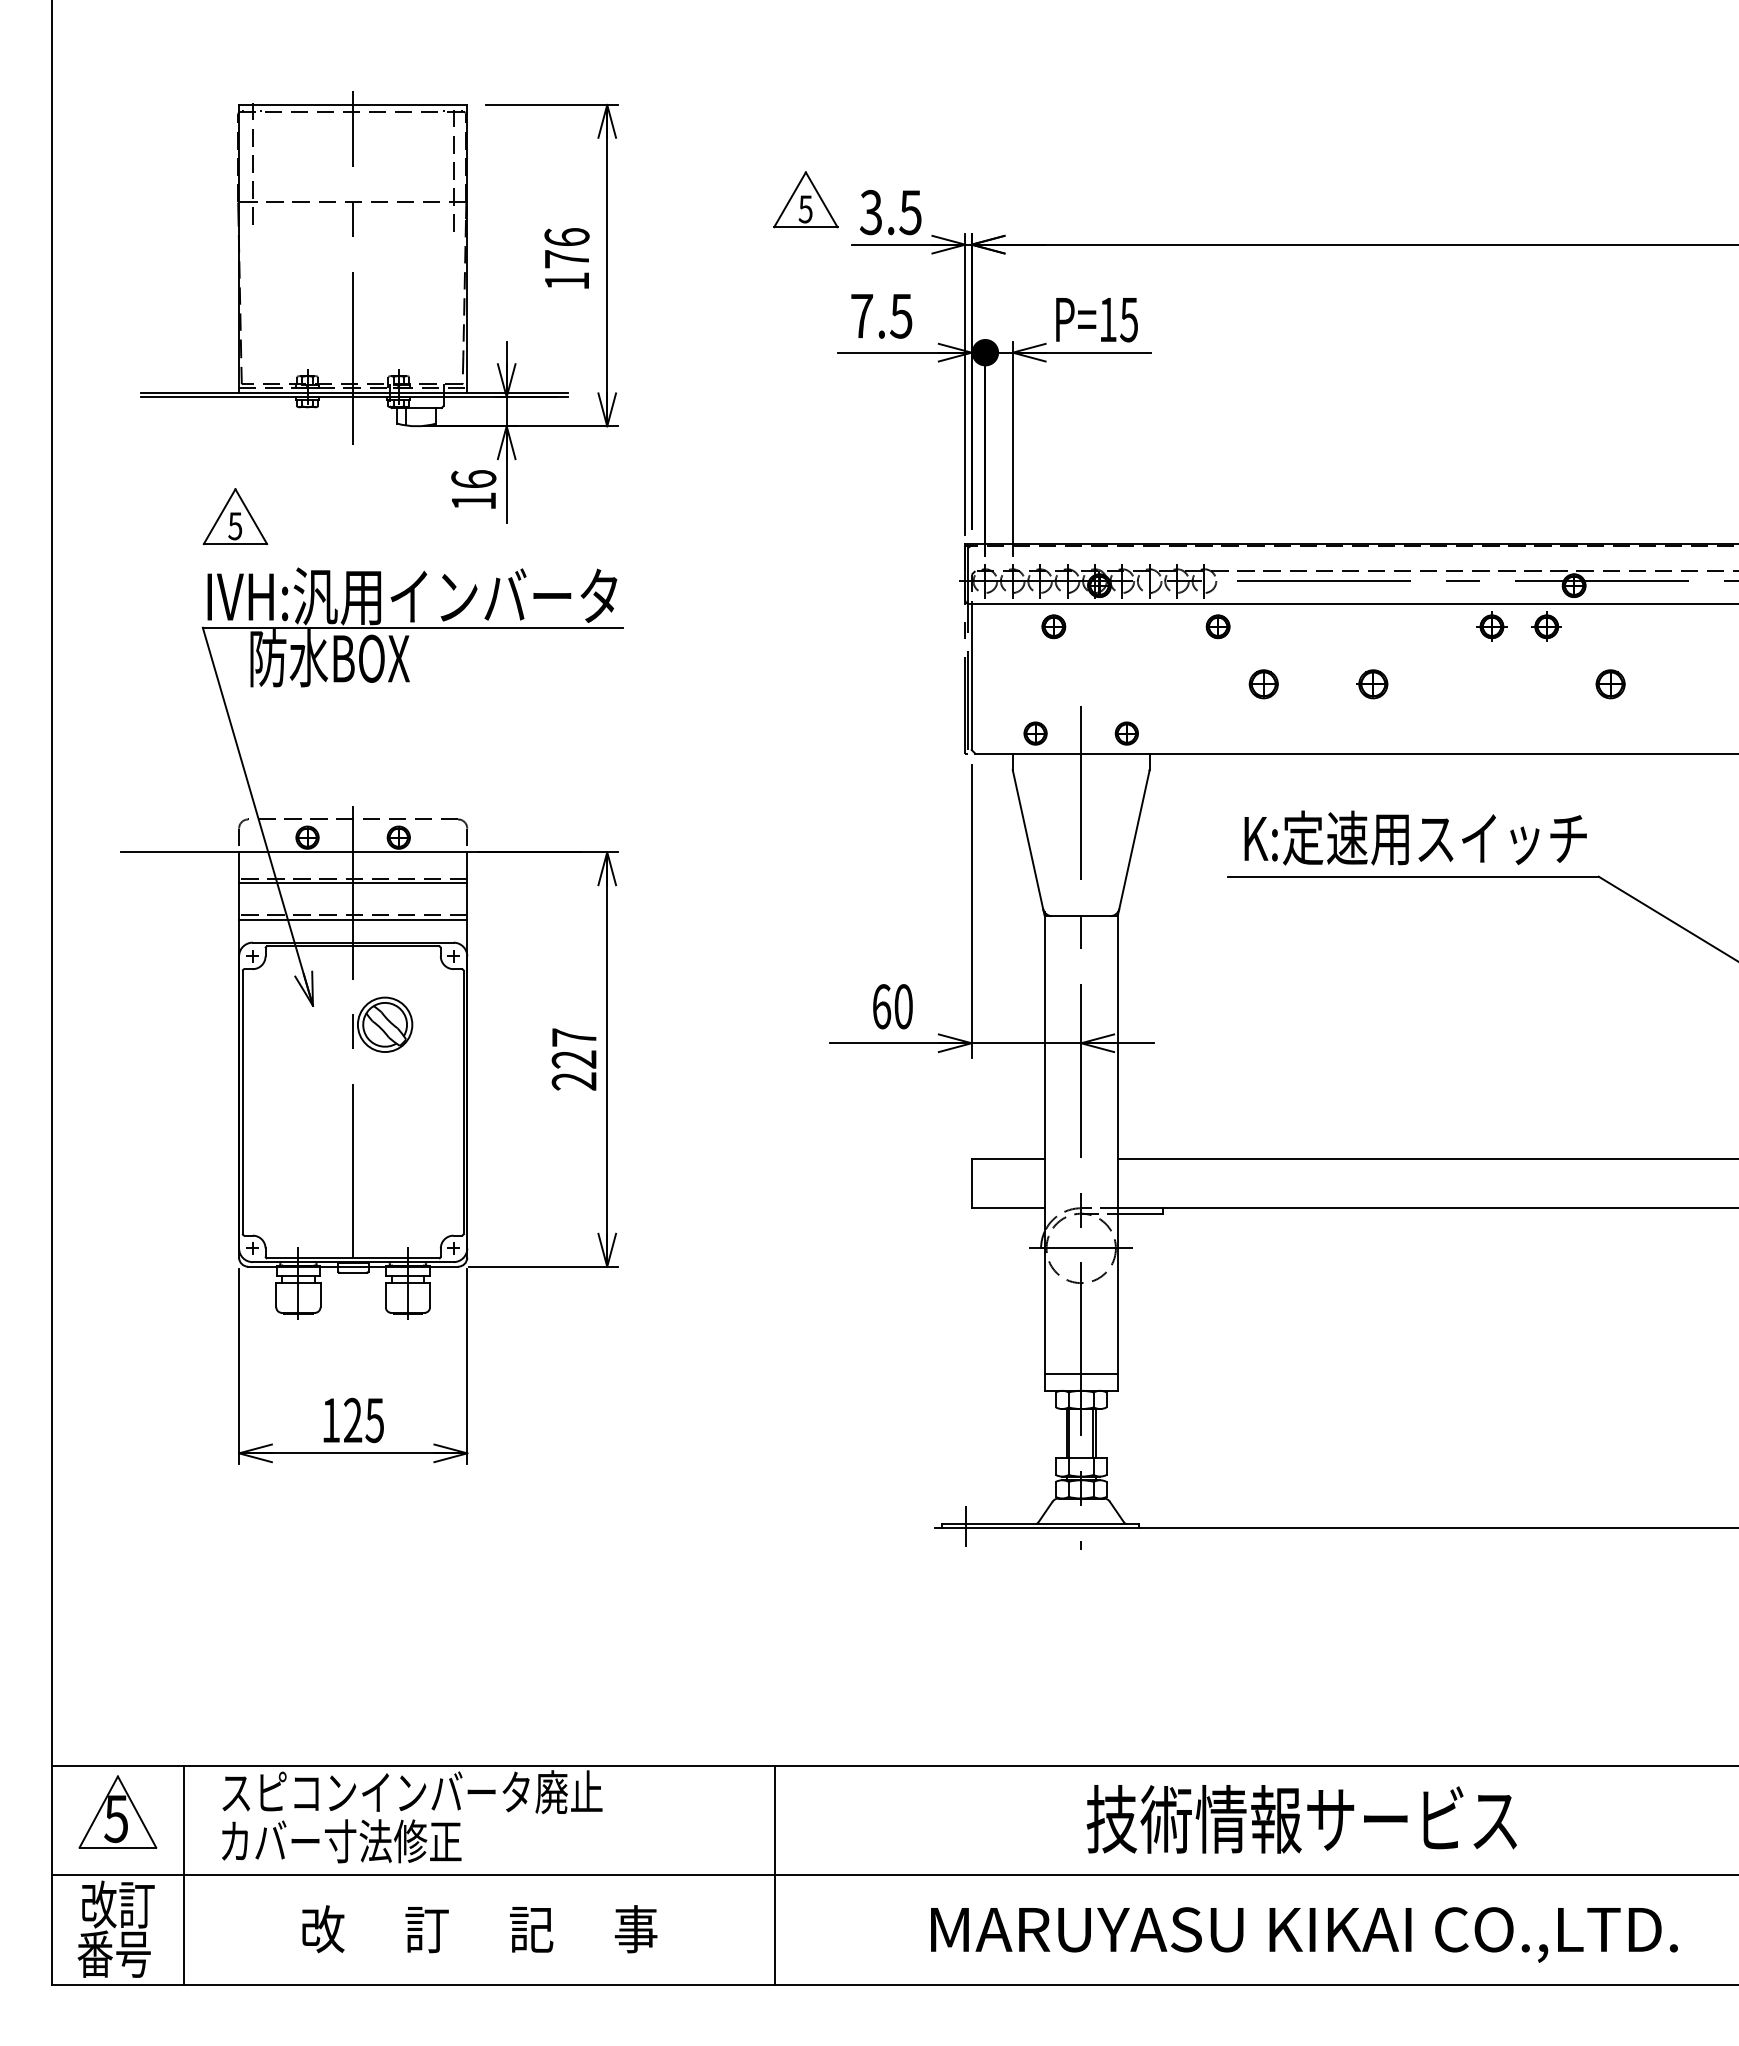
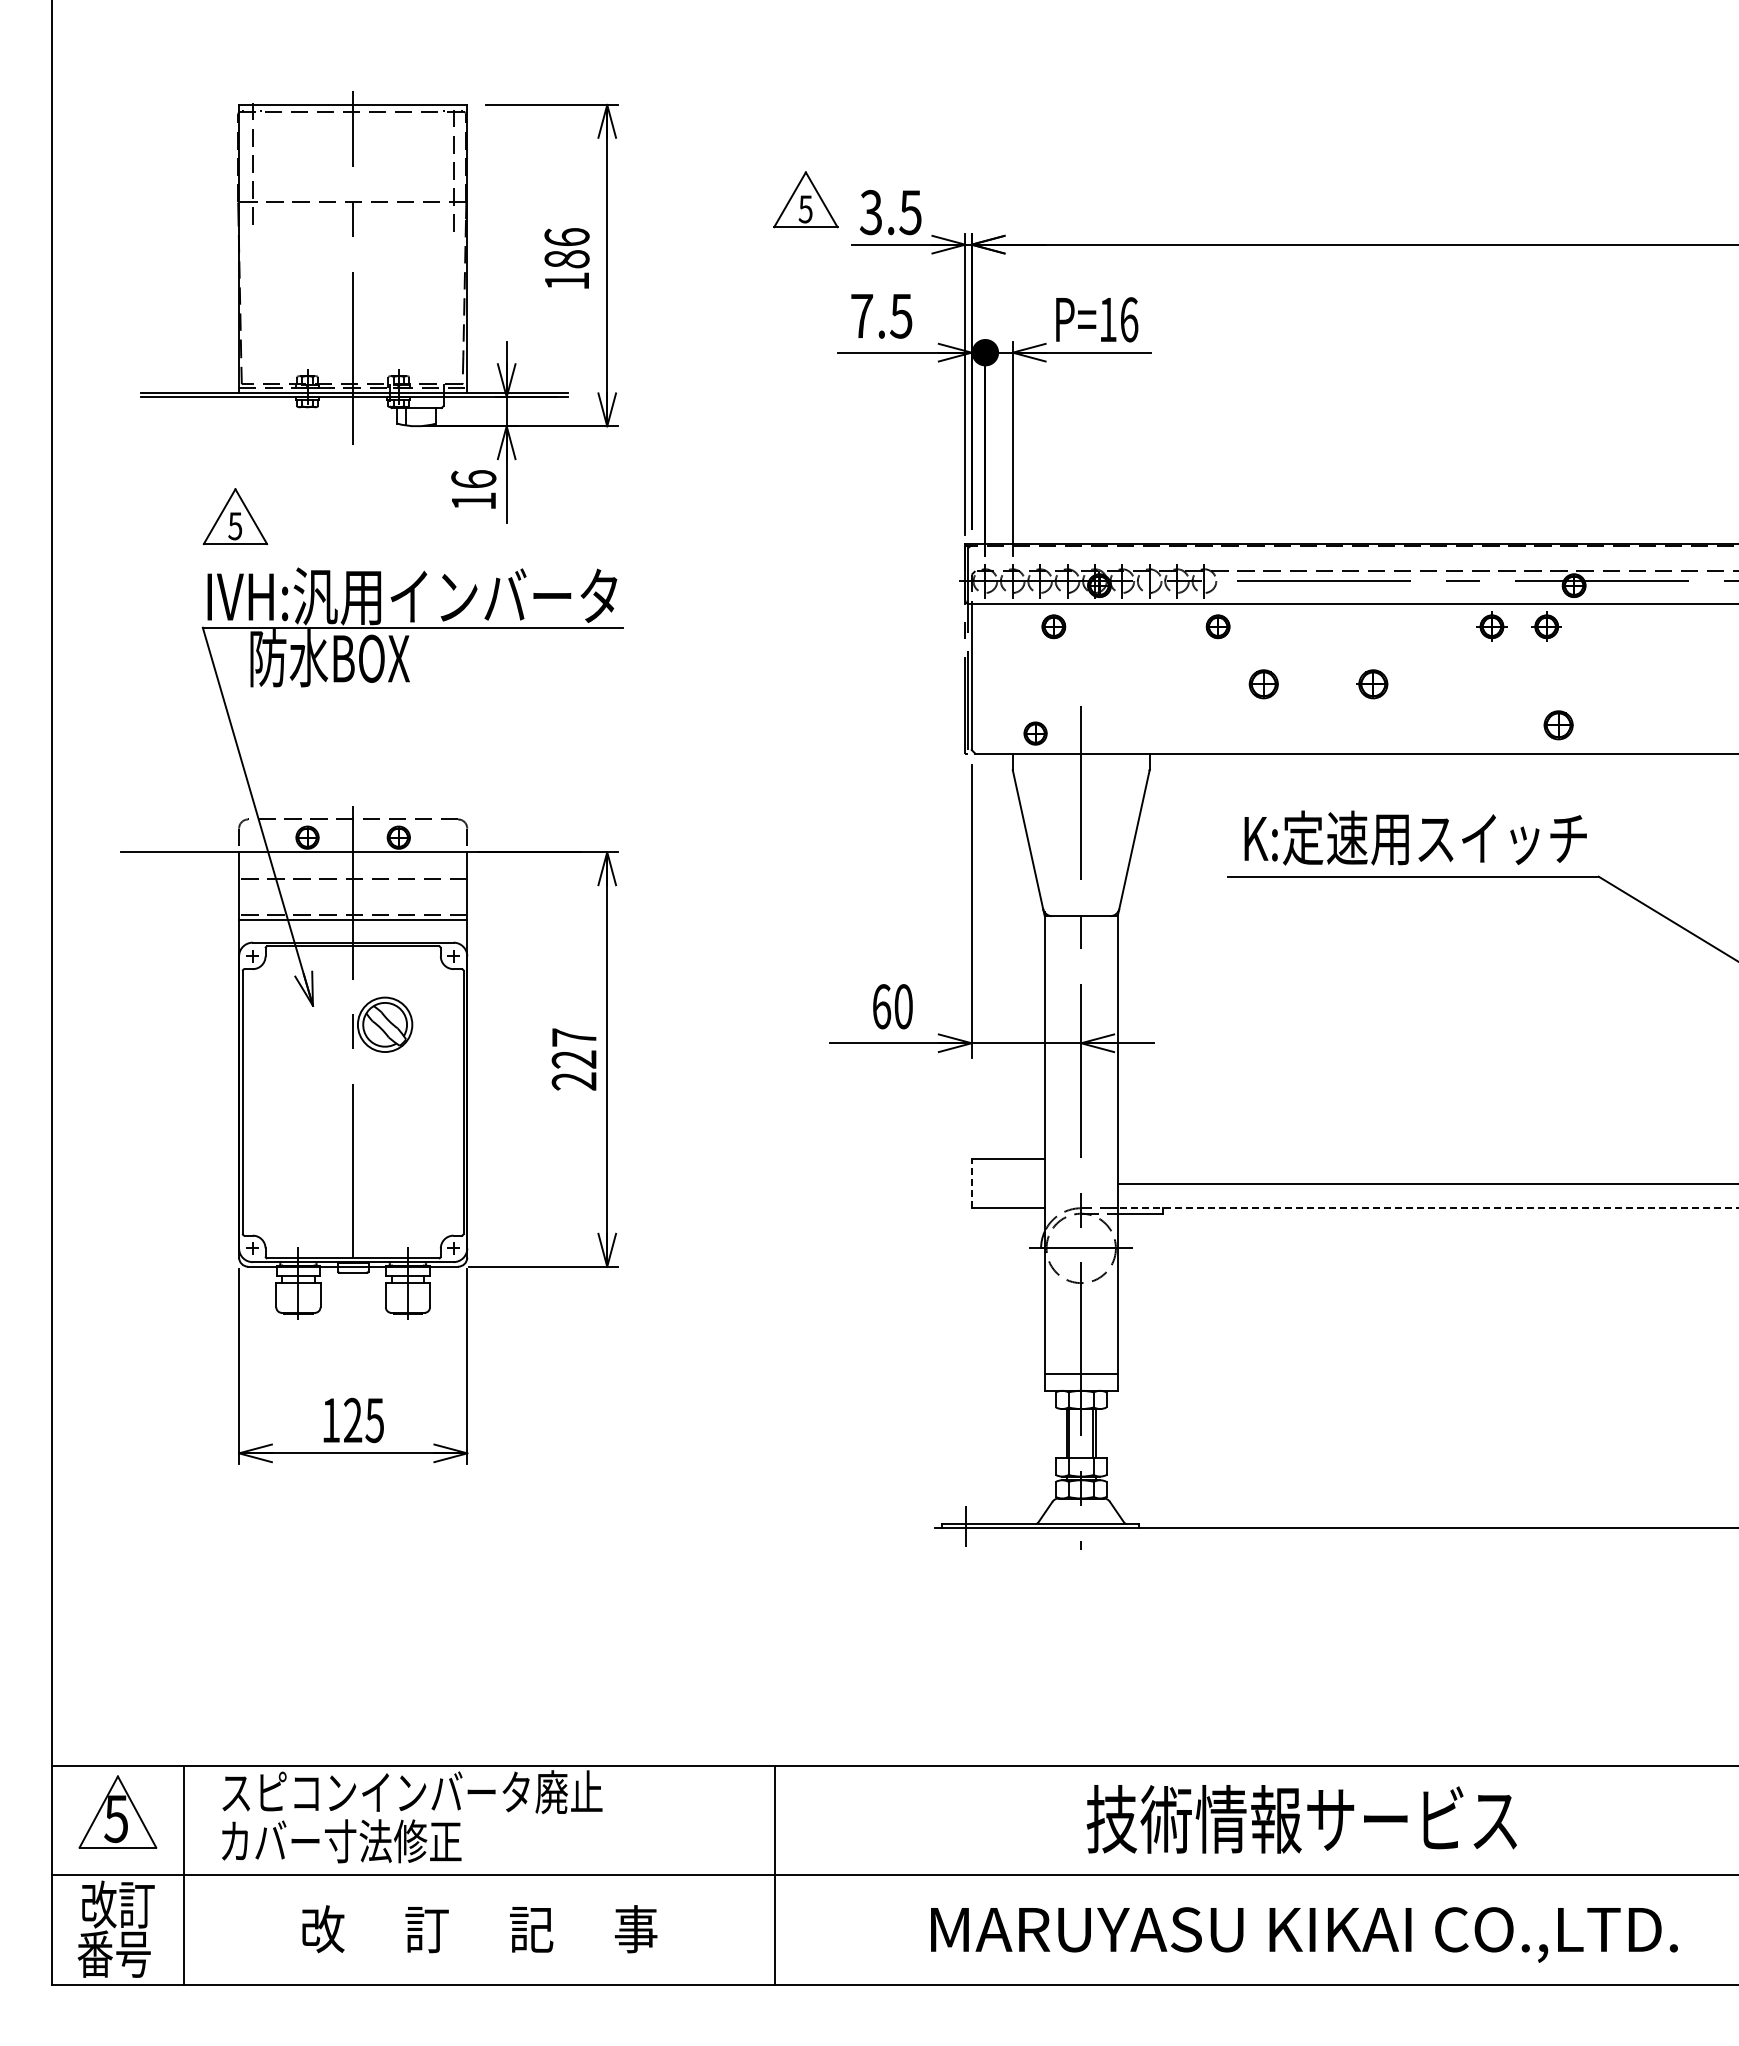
text: 176 -> 186 (566, 259)
text: P=15 -> P=16 (1129, 319)
part position: (1610, 684) -> (1558, 725) (1558, 725)
part: present -> none (1126, 733)
line: present -> none (353, 883)
line position: (1426, 1158) -> (1426, 1183) (1426, 1183)
line: solid -> dashed (971, 1183)
line: solid -> dashed (1427, 1208)
